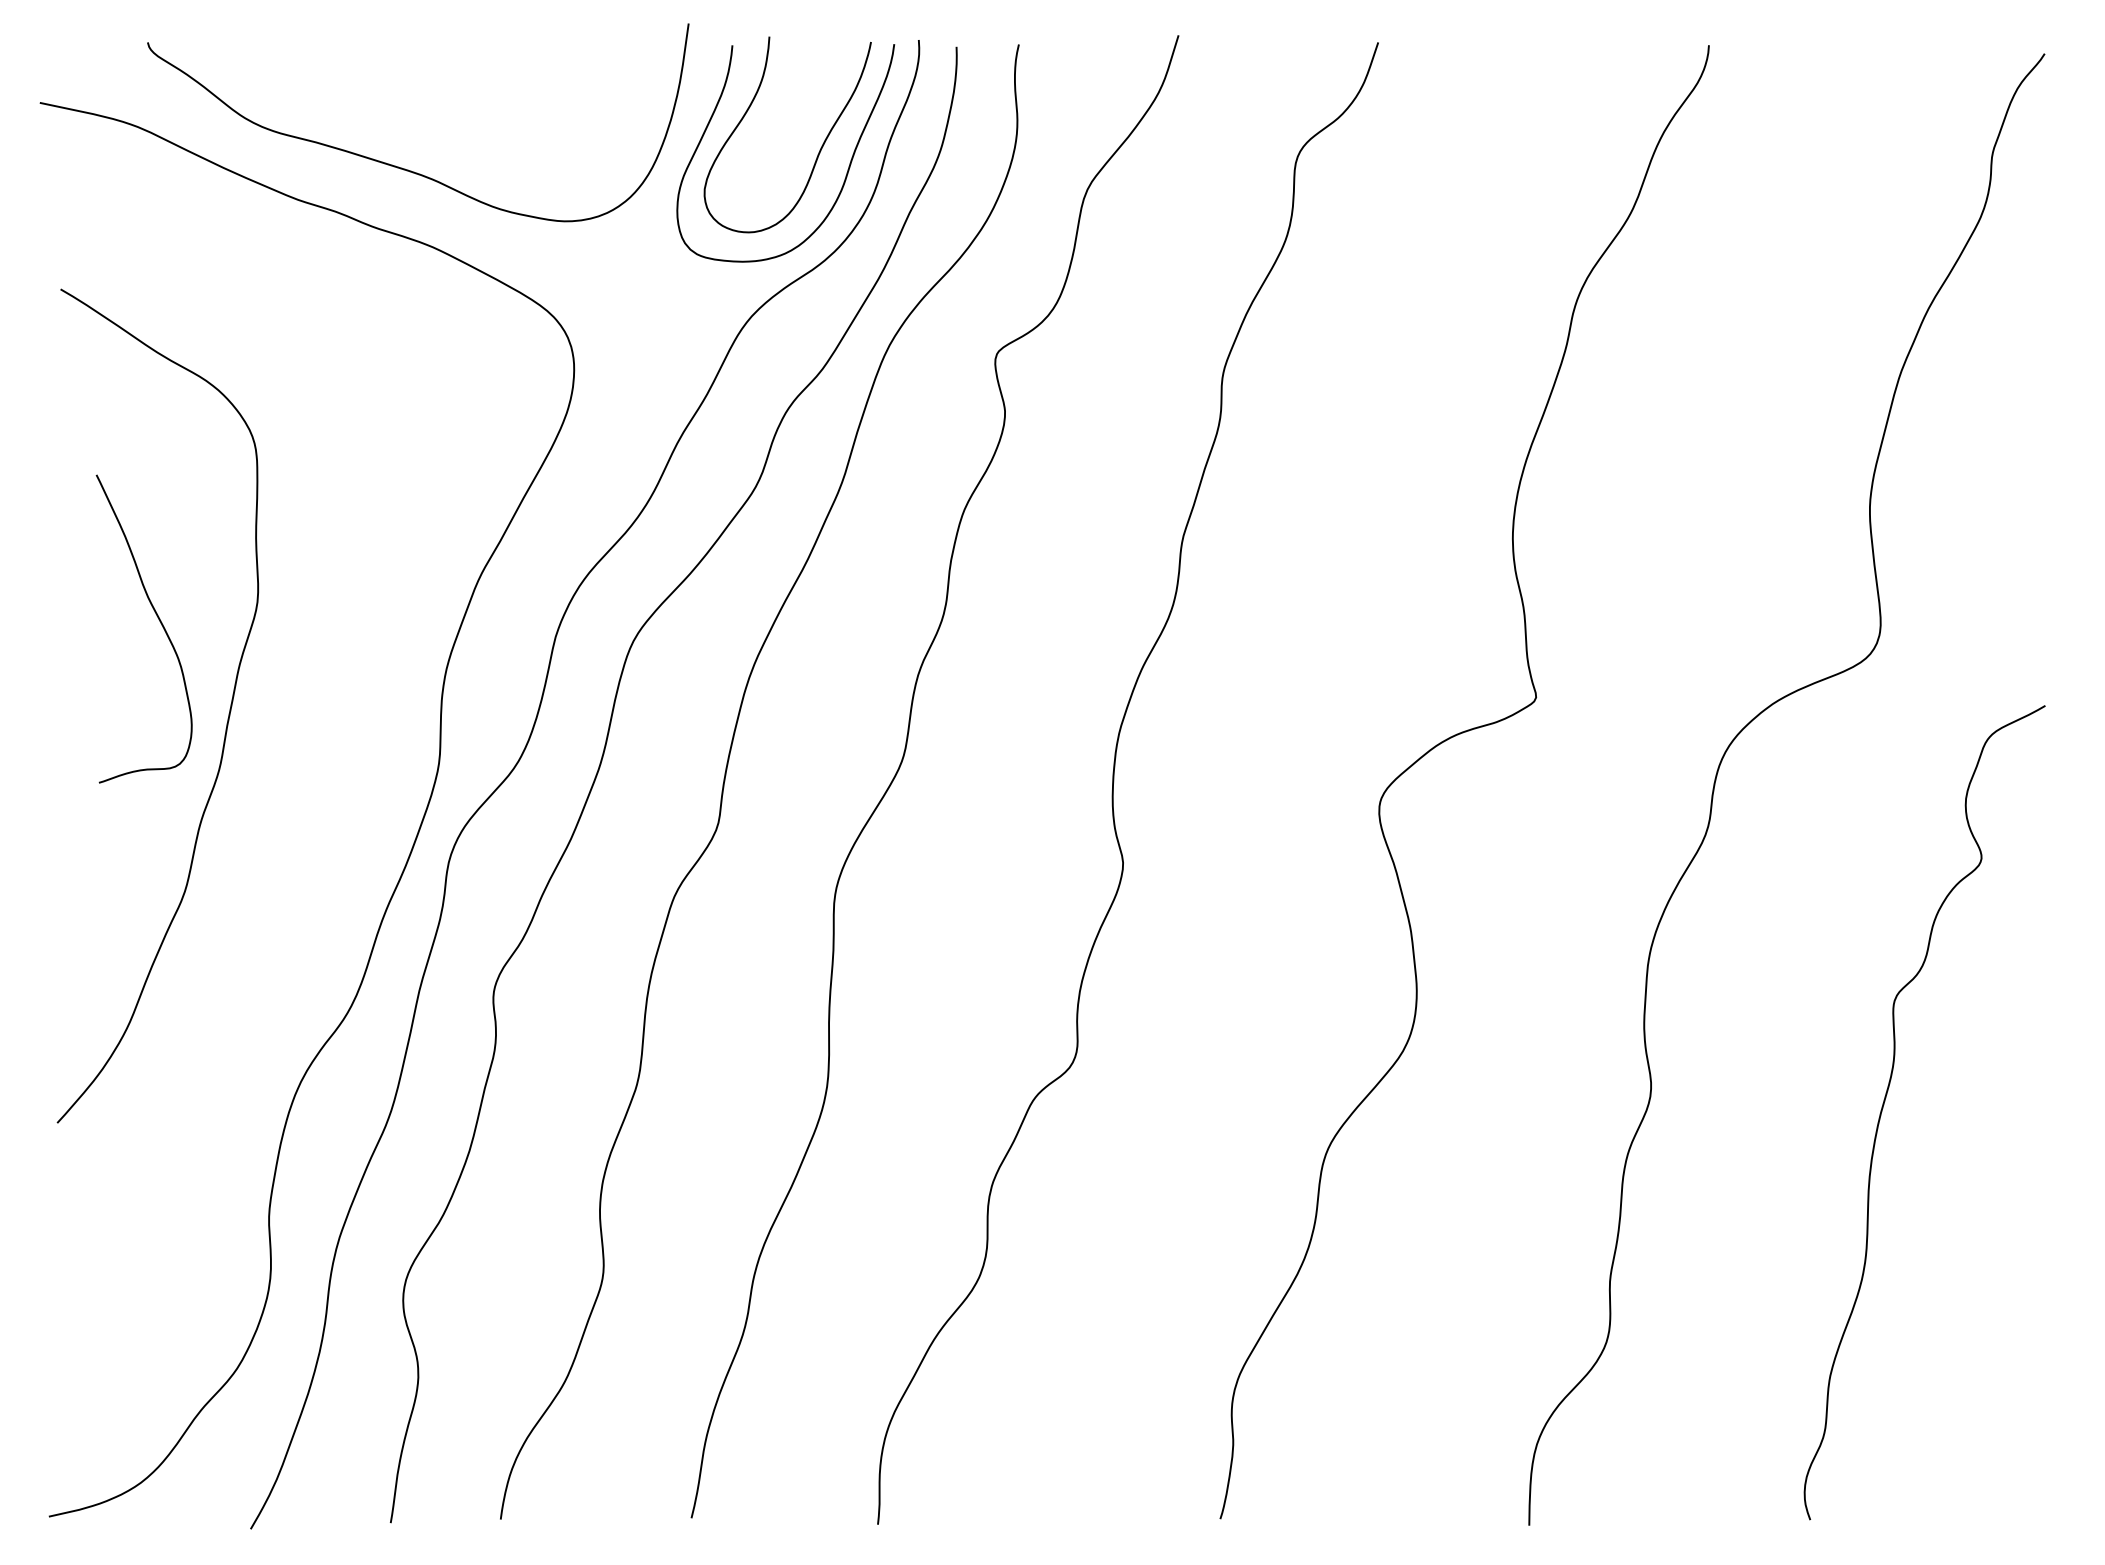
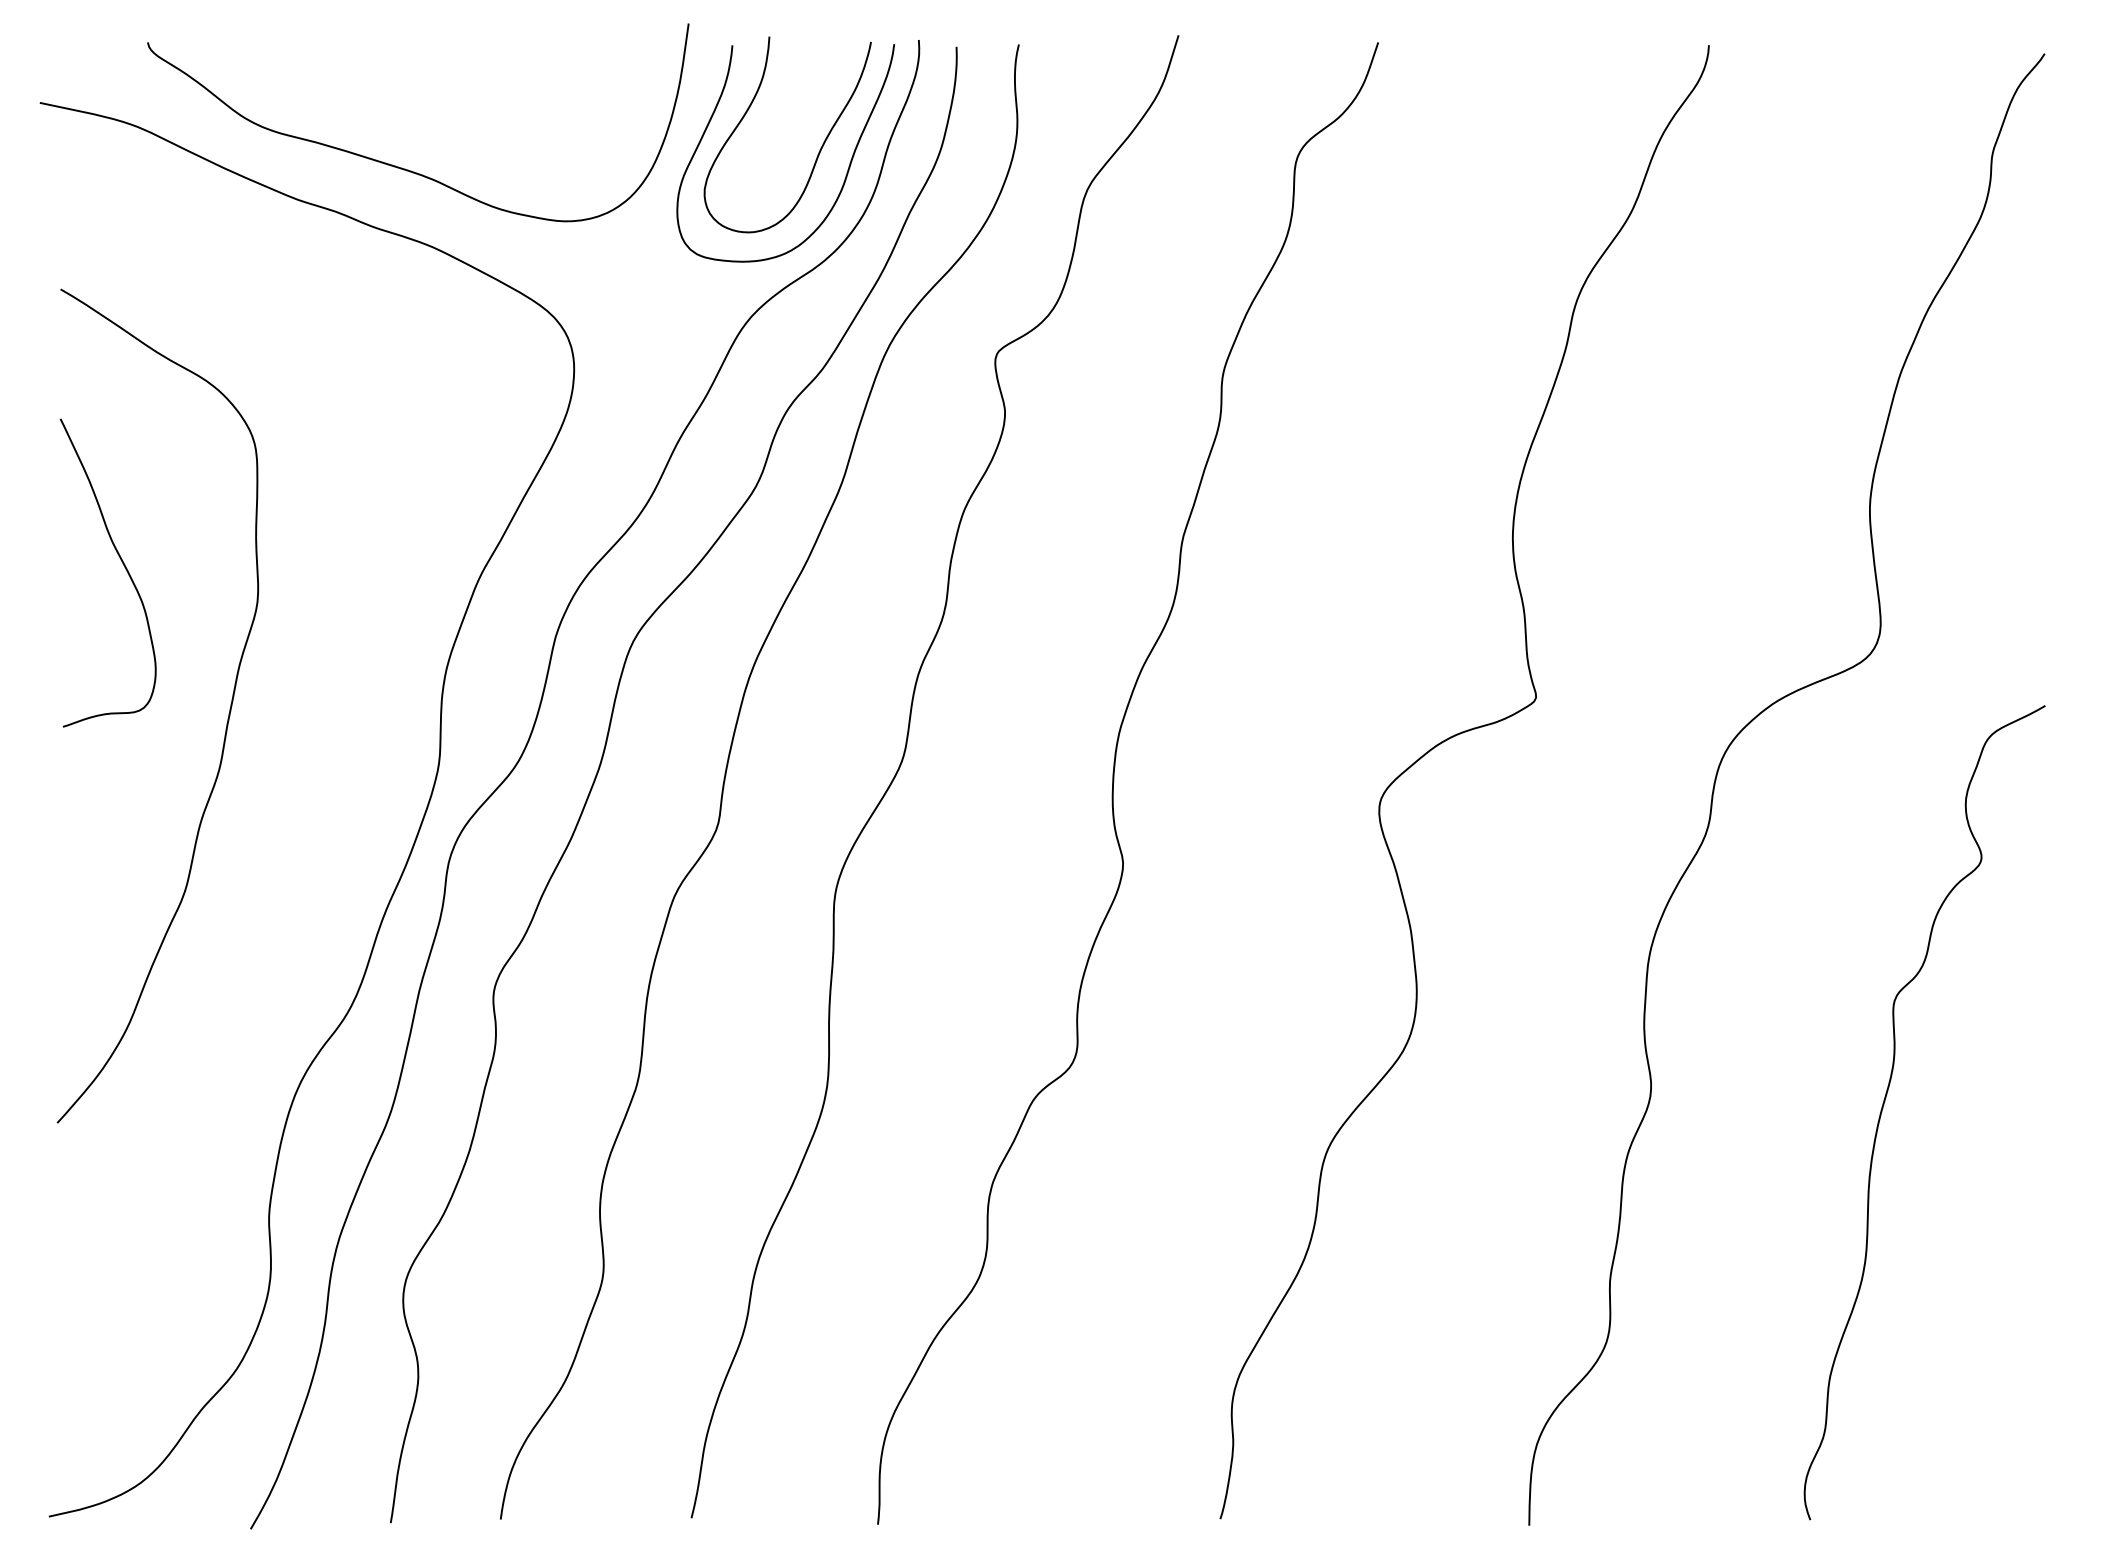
curve position: (159, 621) -> (123, 565) (123, 565)
